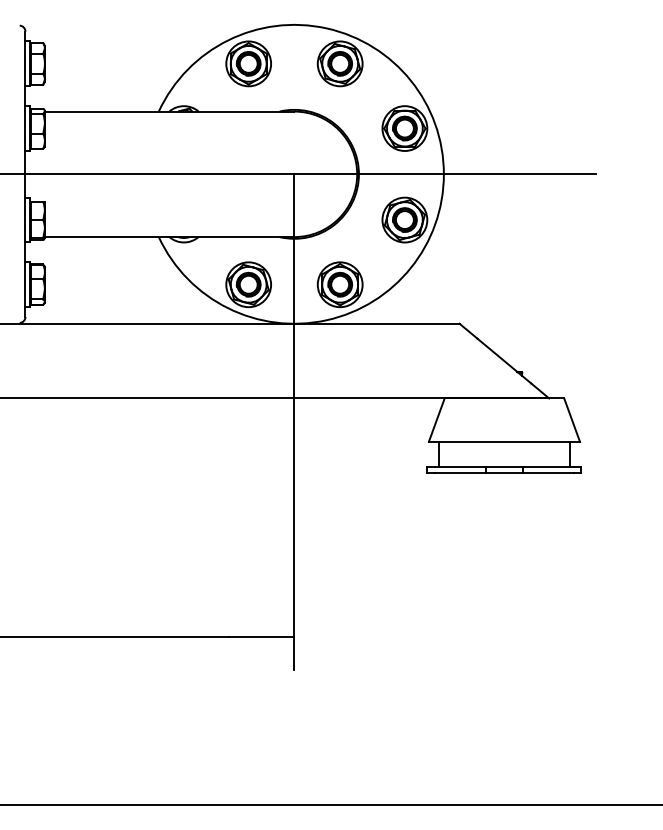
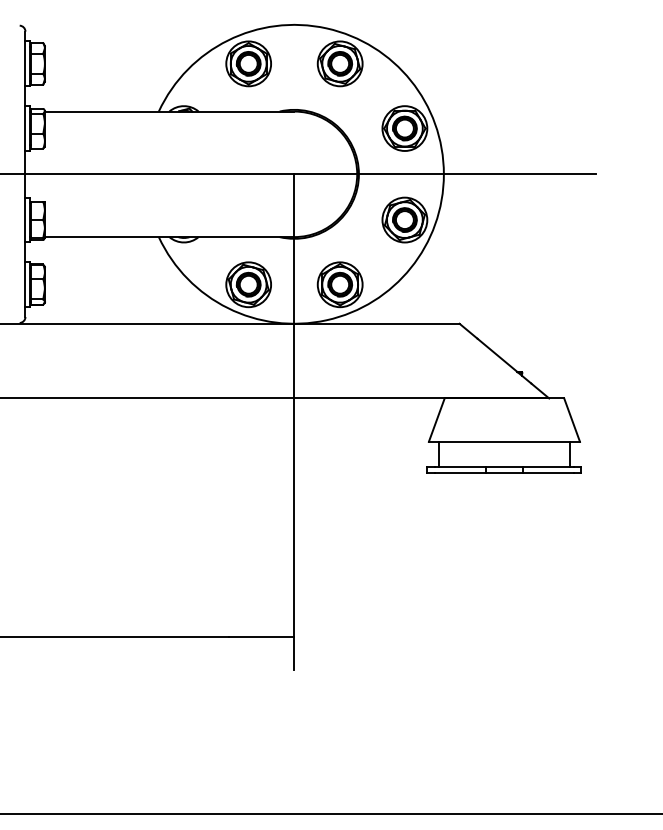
line position: (330, 805) -> (330, 814) (330, 814)
